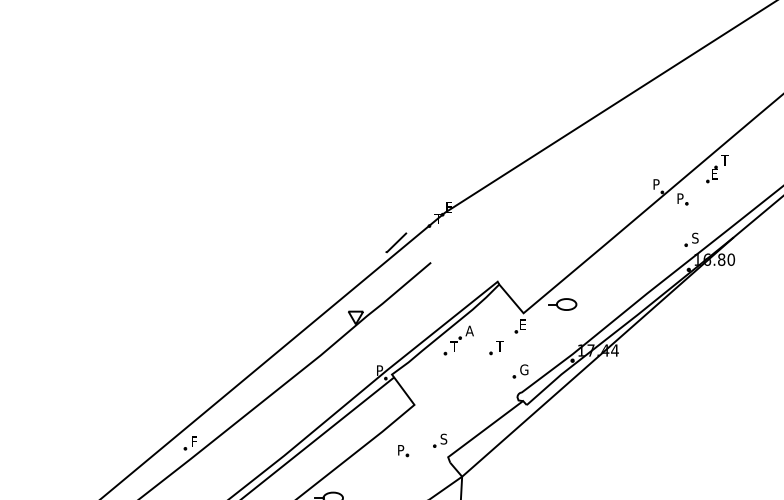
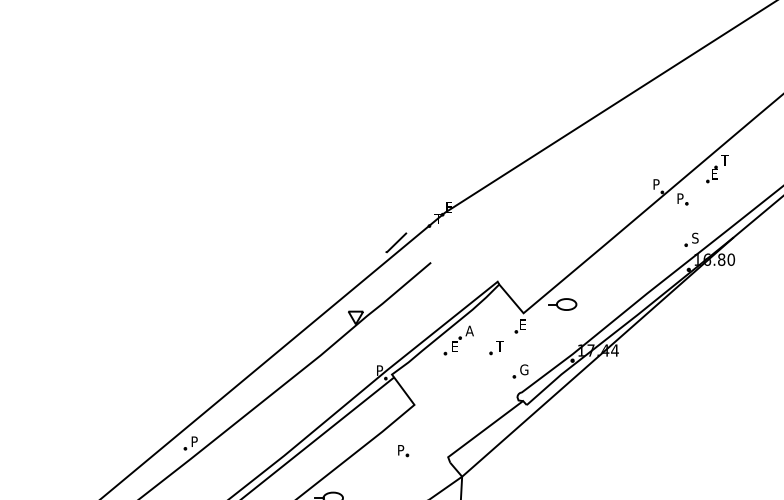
text: T -> E (453, 346)
part: present -> none (440, 440)
text: F -> P (194, 441)
